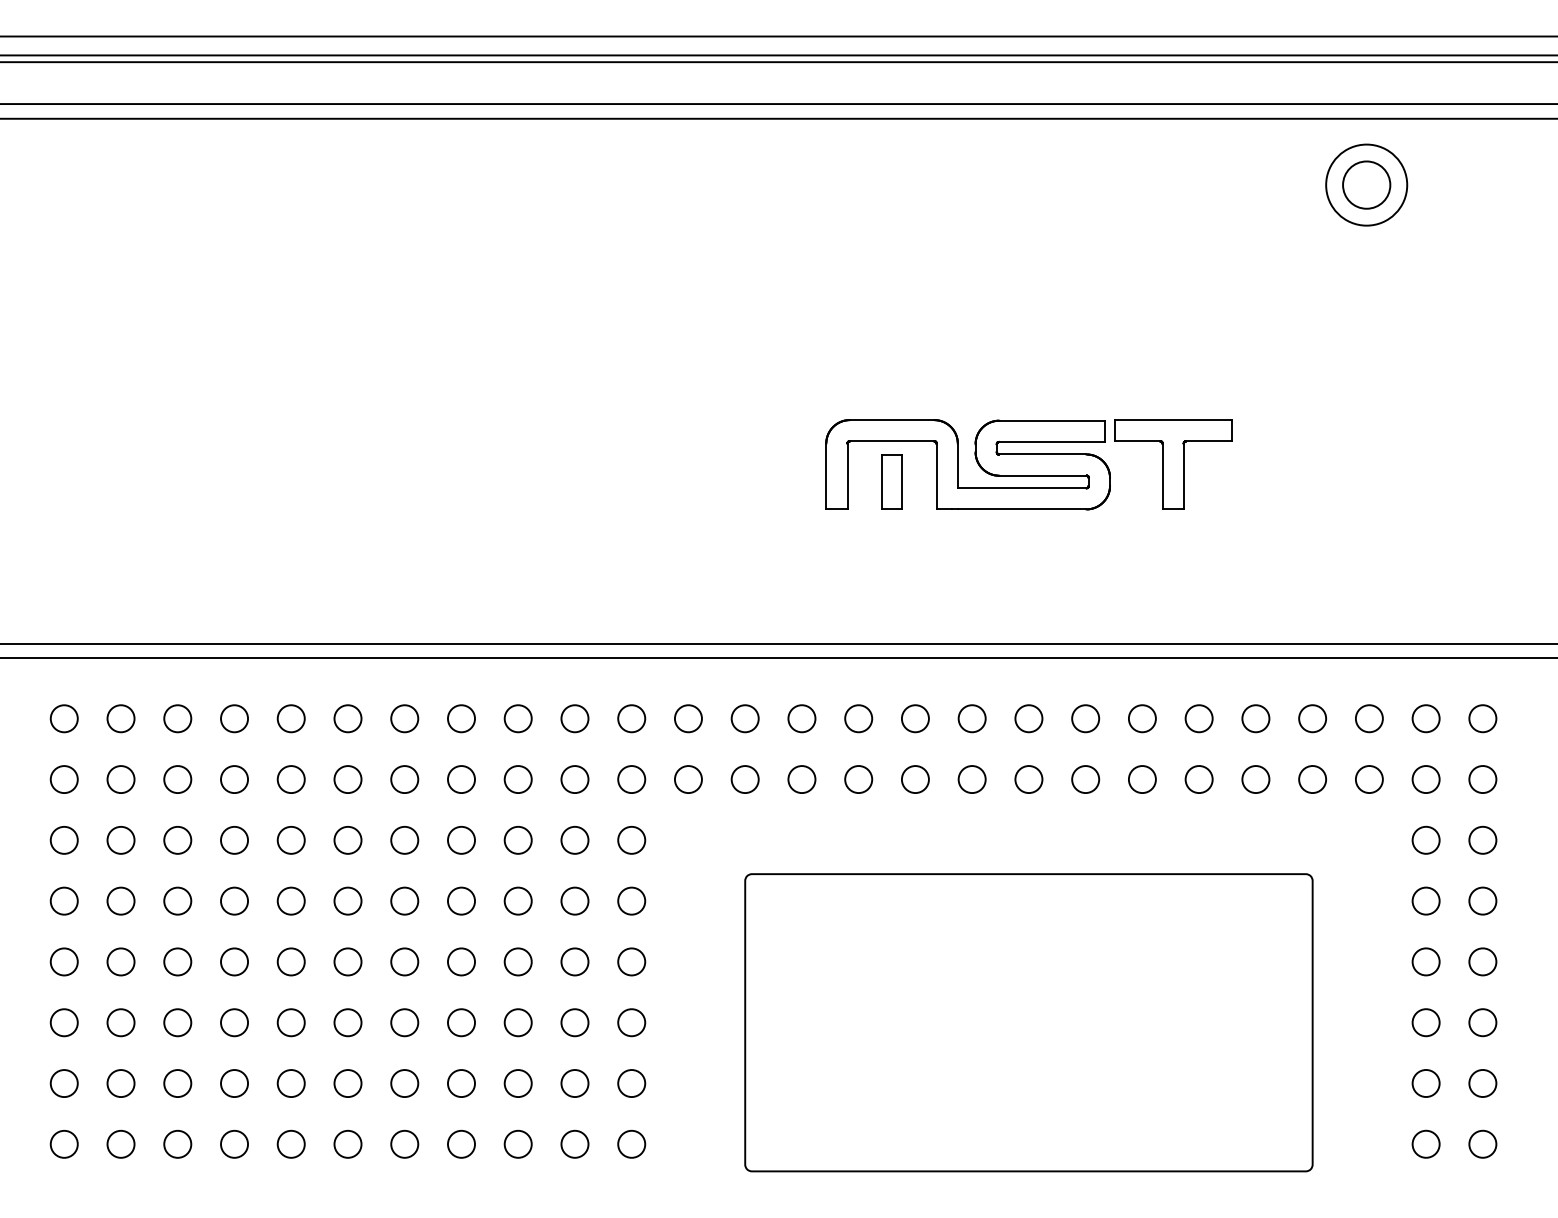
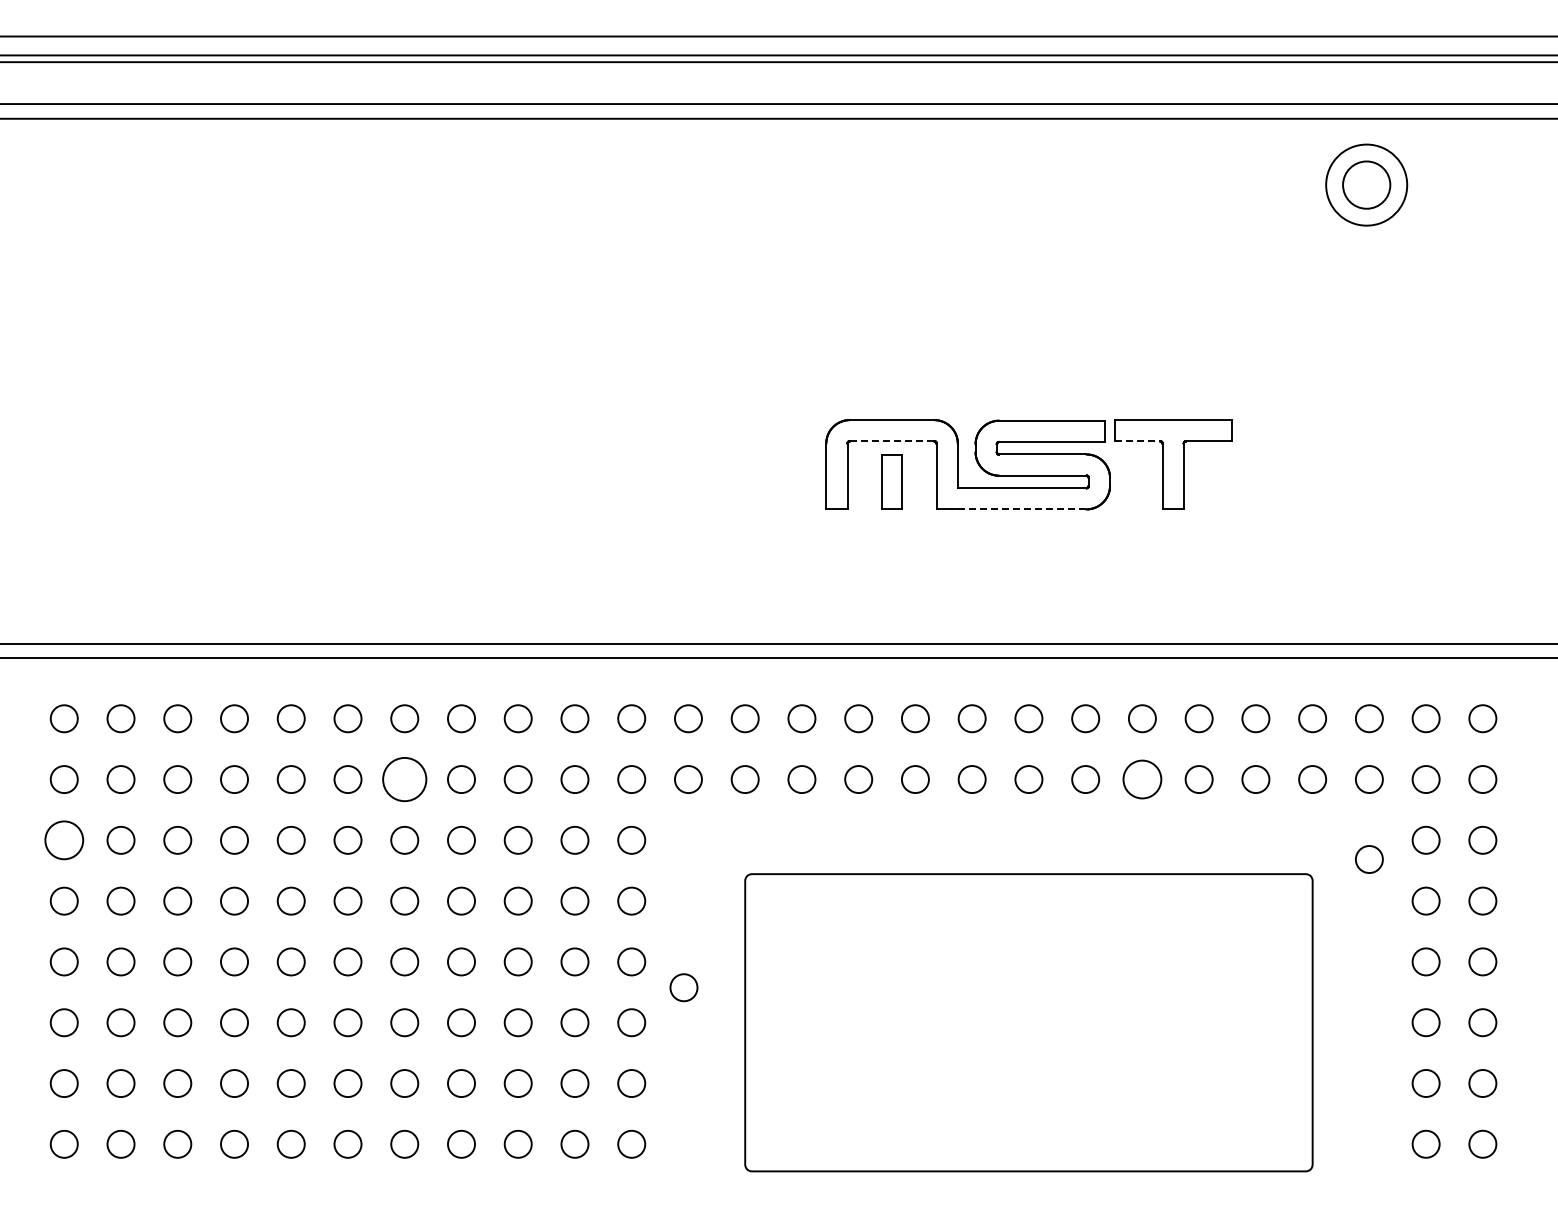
line: solid -> dashed (892, 441)
line: solid -> dashed (1137, 441)
line: solid -> dashed (1022, 509)
circle diameter: 27 px -> 43 px (404, 779)
circle diameter: 27 px -> 38 px (1142, 779)
circle diameter: 27 px -> 38 px (64, 840)
circle: none -> present (1369, 859)
circle: none -> present (683, 987)
